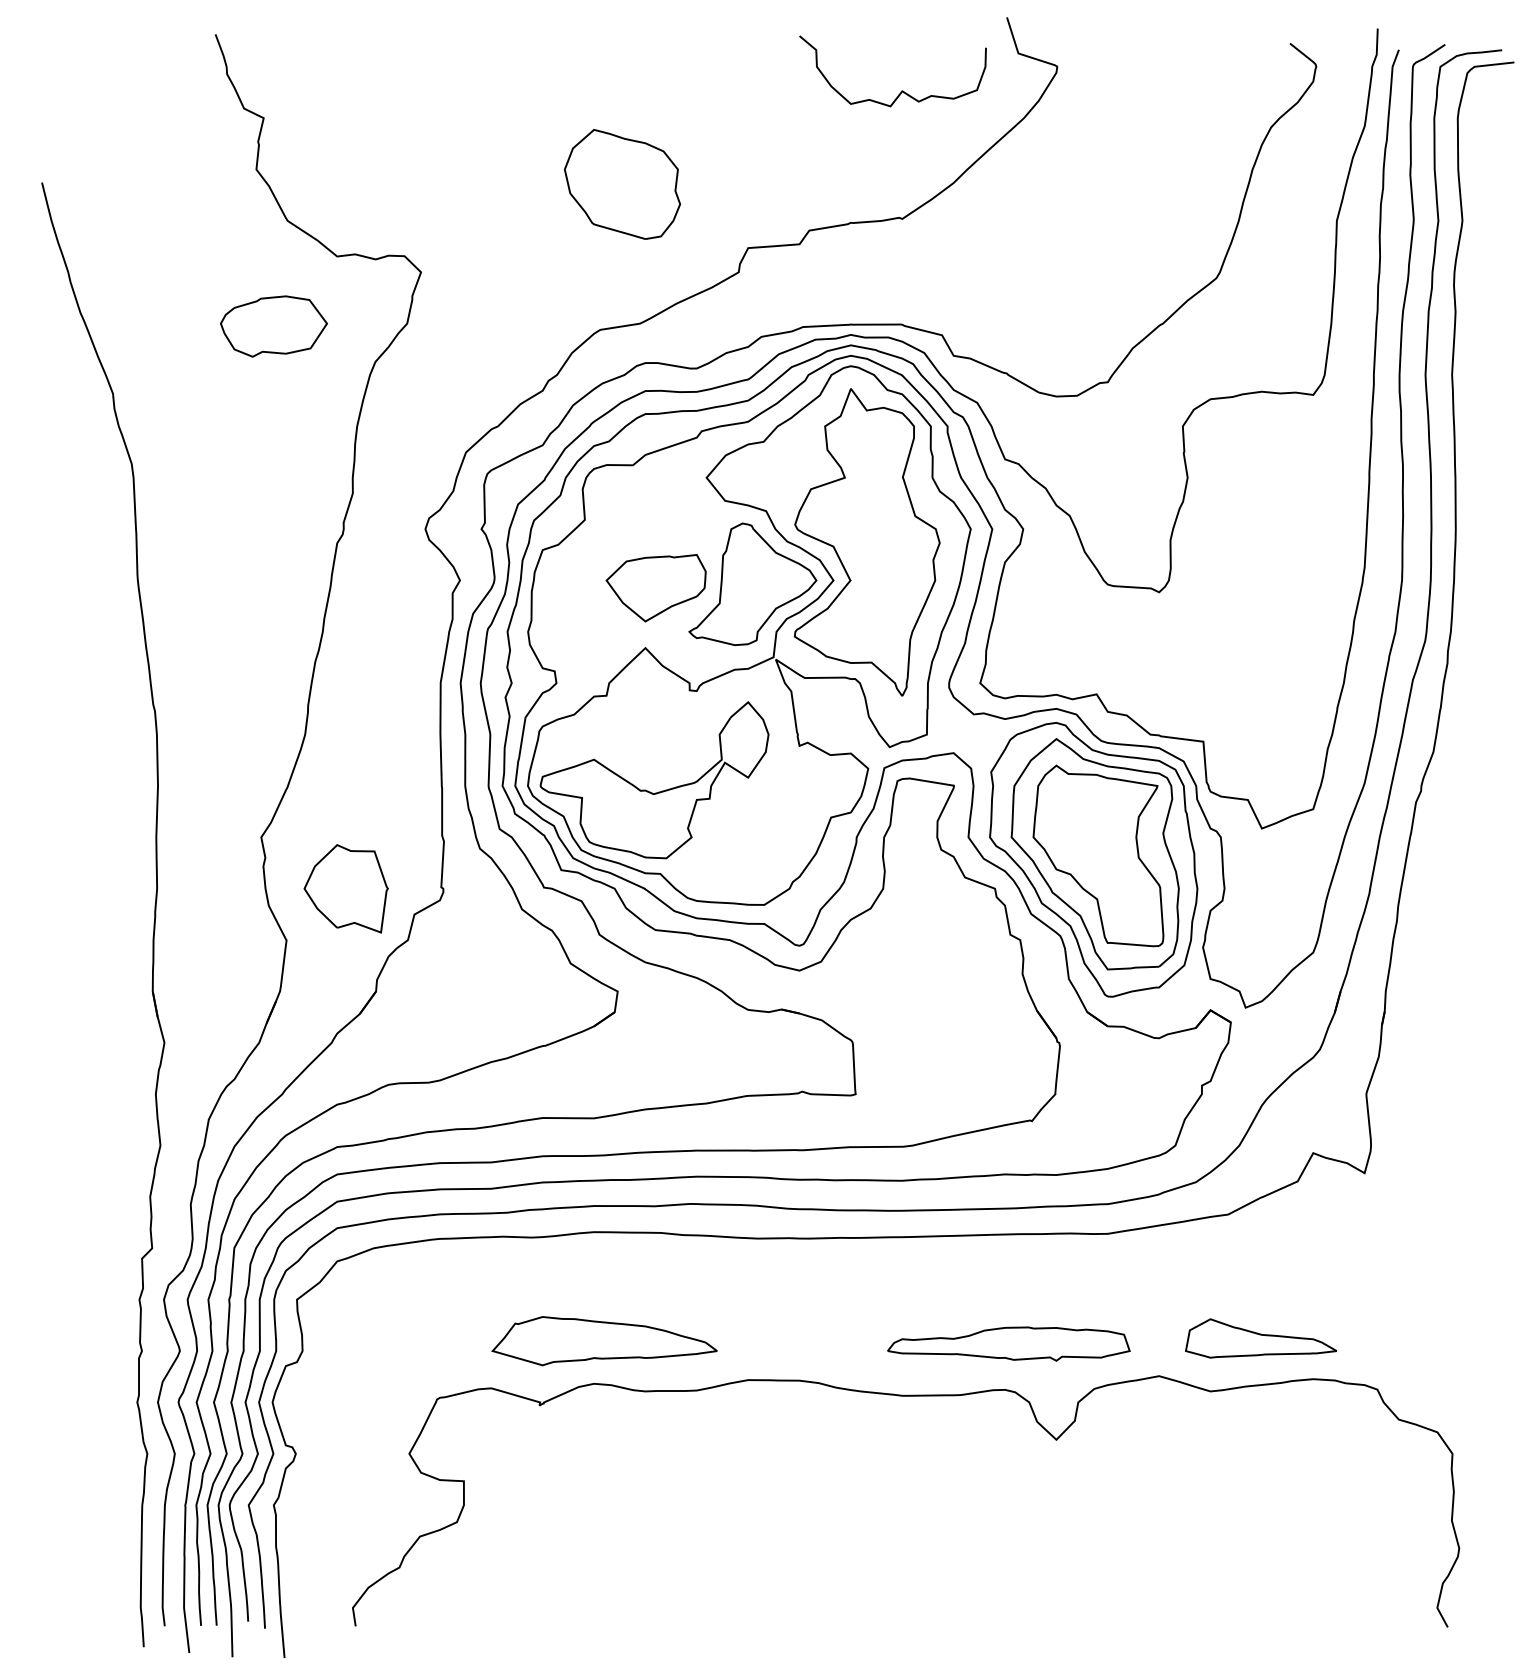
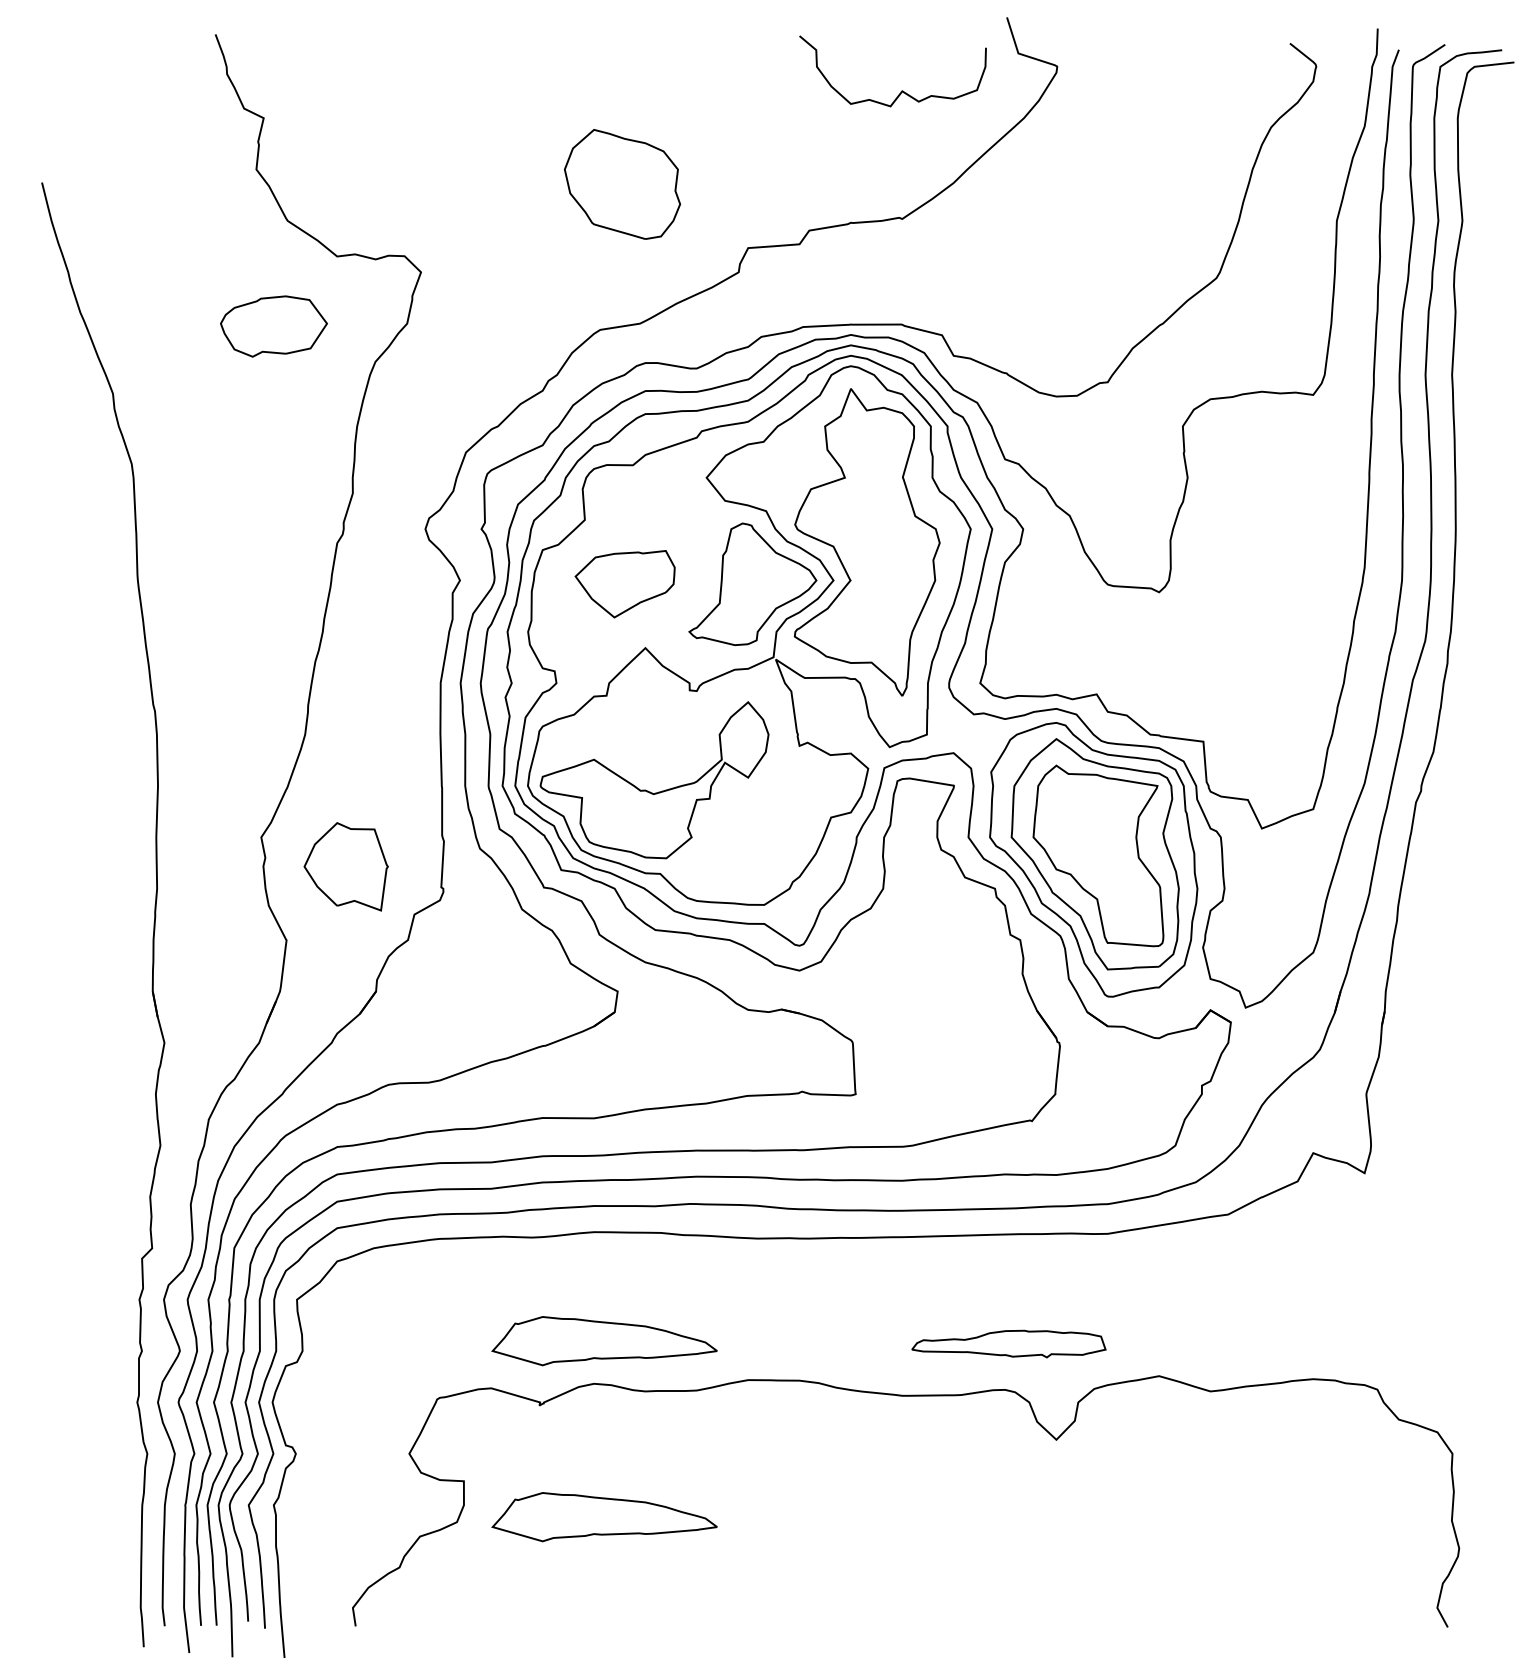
part position: (655, 588) -> (624, 584) (624, 584)
part position: (345, 888) -> (345, 866) (345, 866)
part: present -> none (1261, 1338)
part size: 244x36 px -> 196x30 px (1008, 1343)
part: none -> present (604, 1517)
